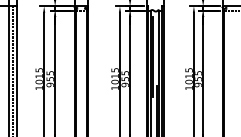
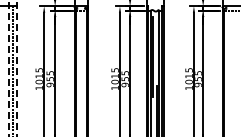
line: solid -> dashed (8, 67)
line: solid -> dashed (17, 68)
